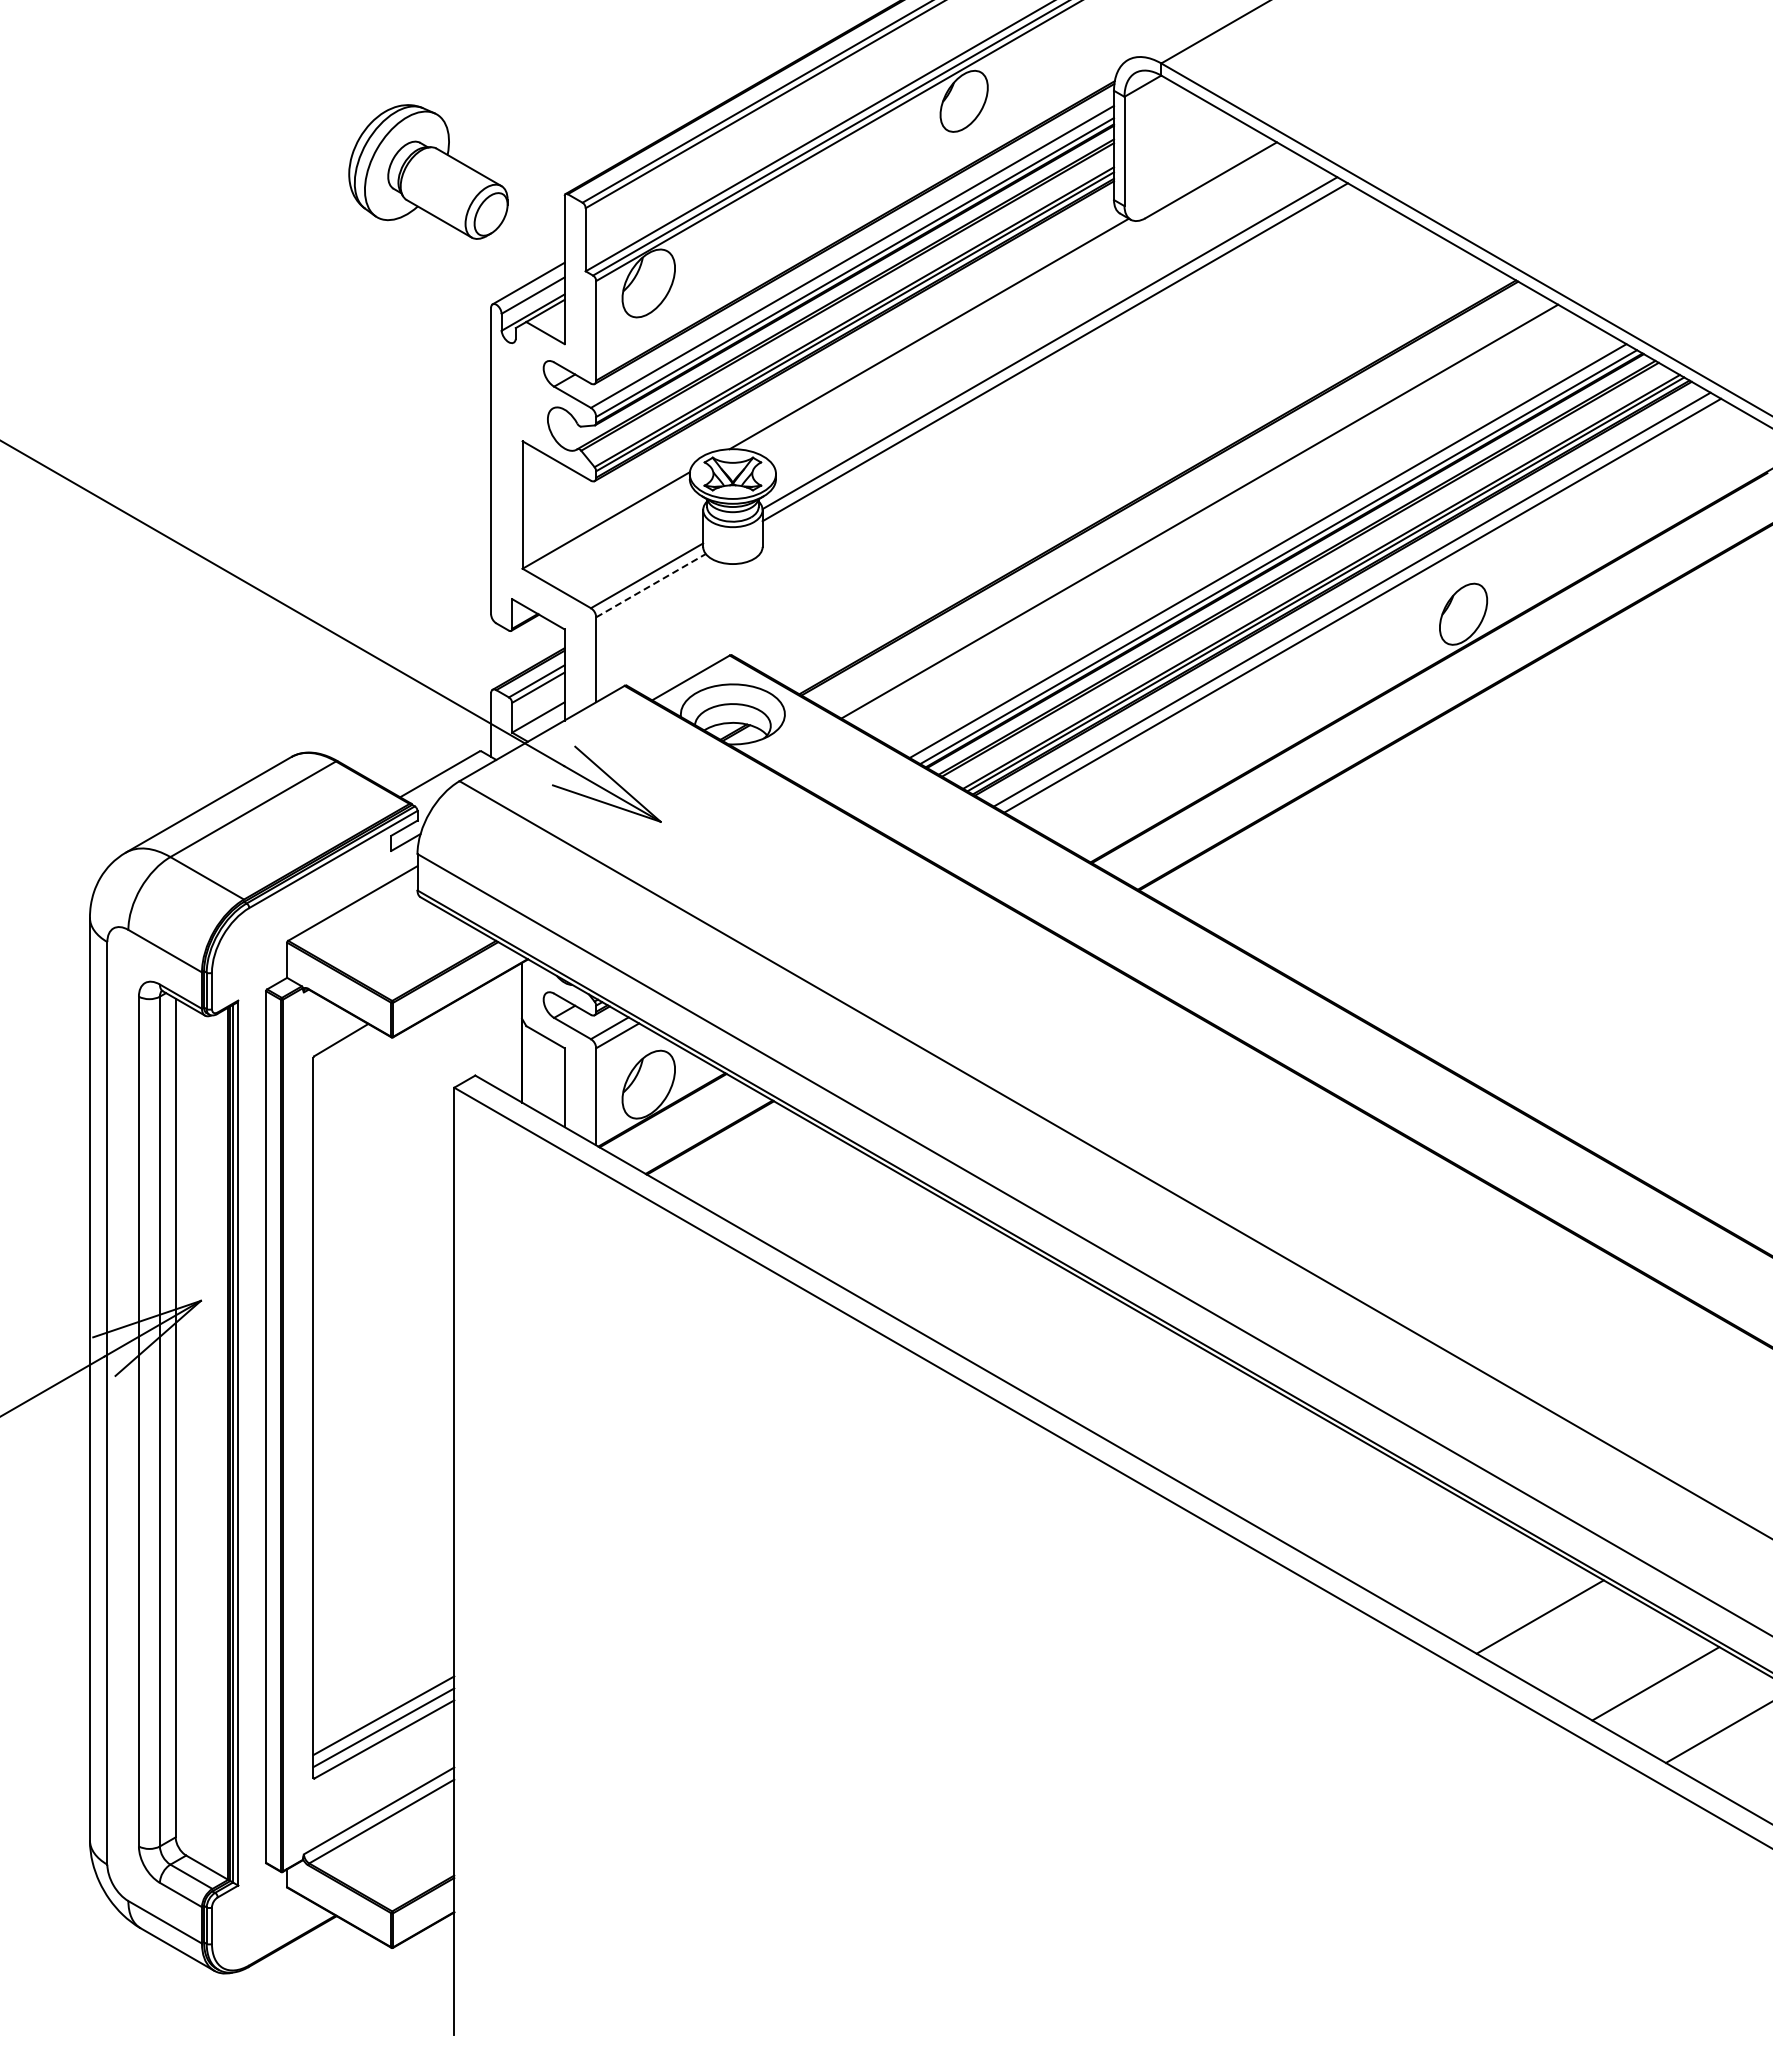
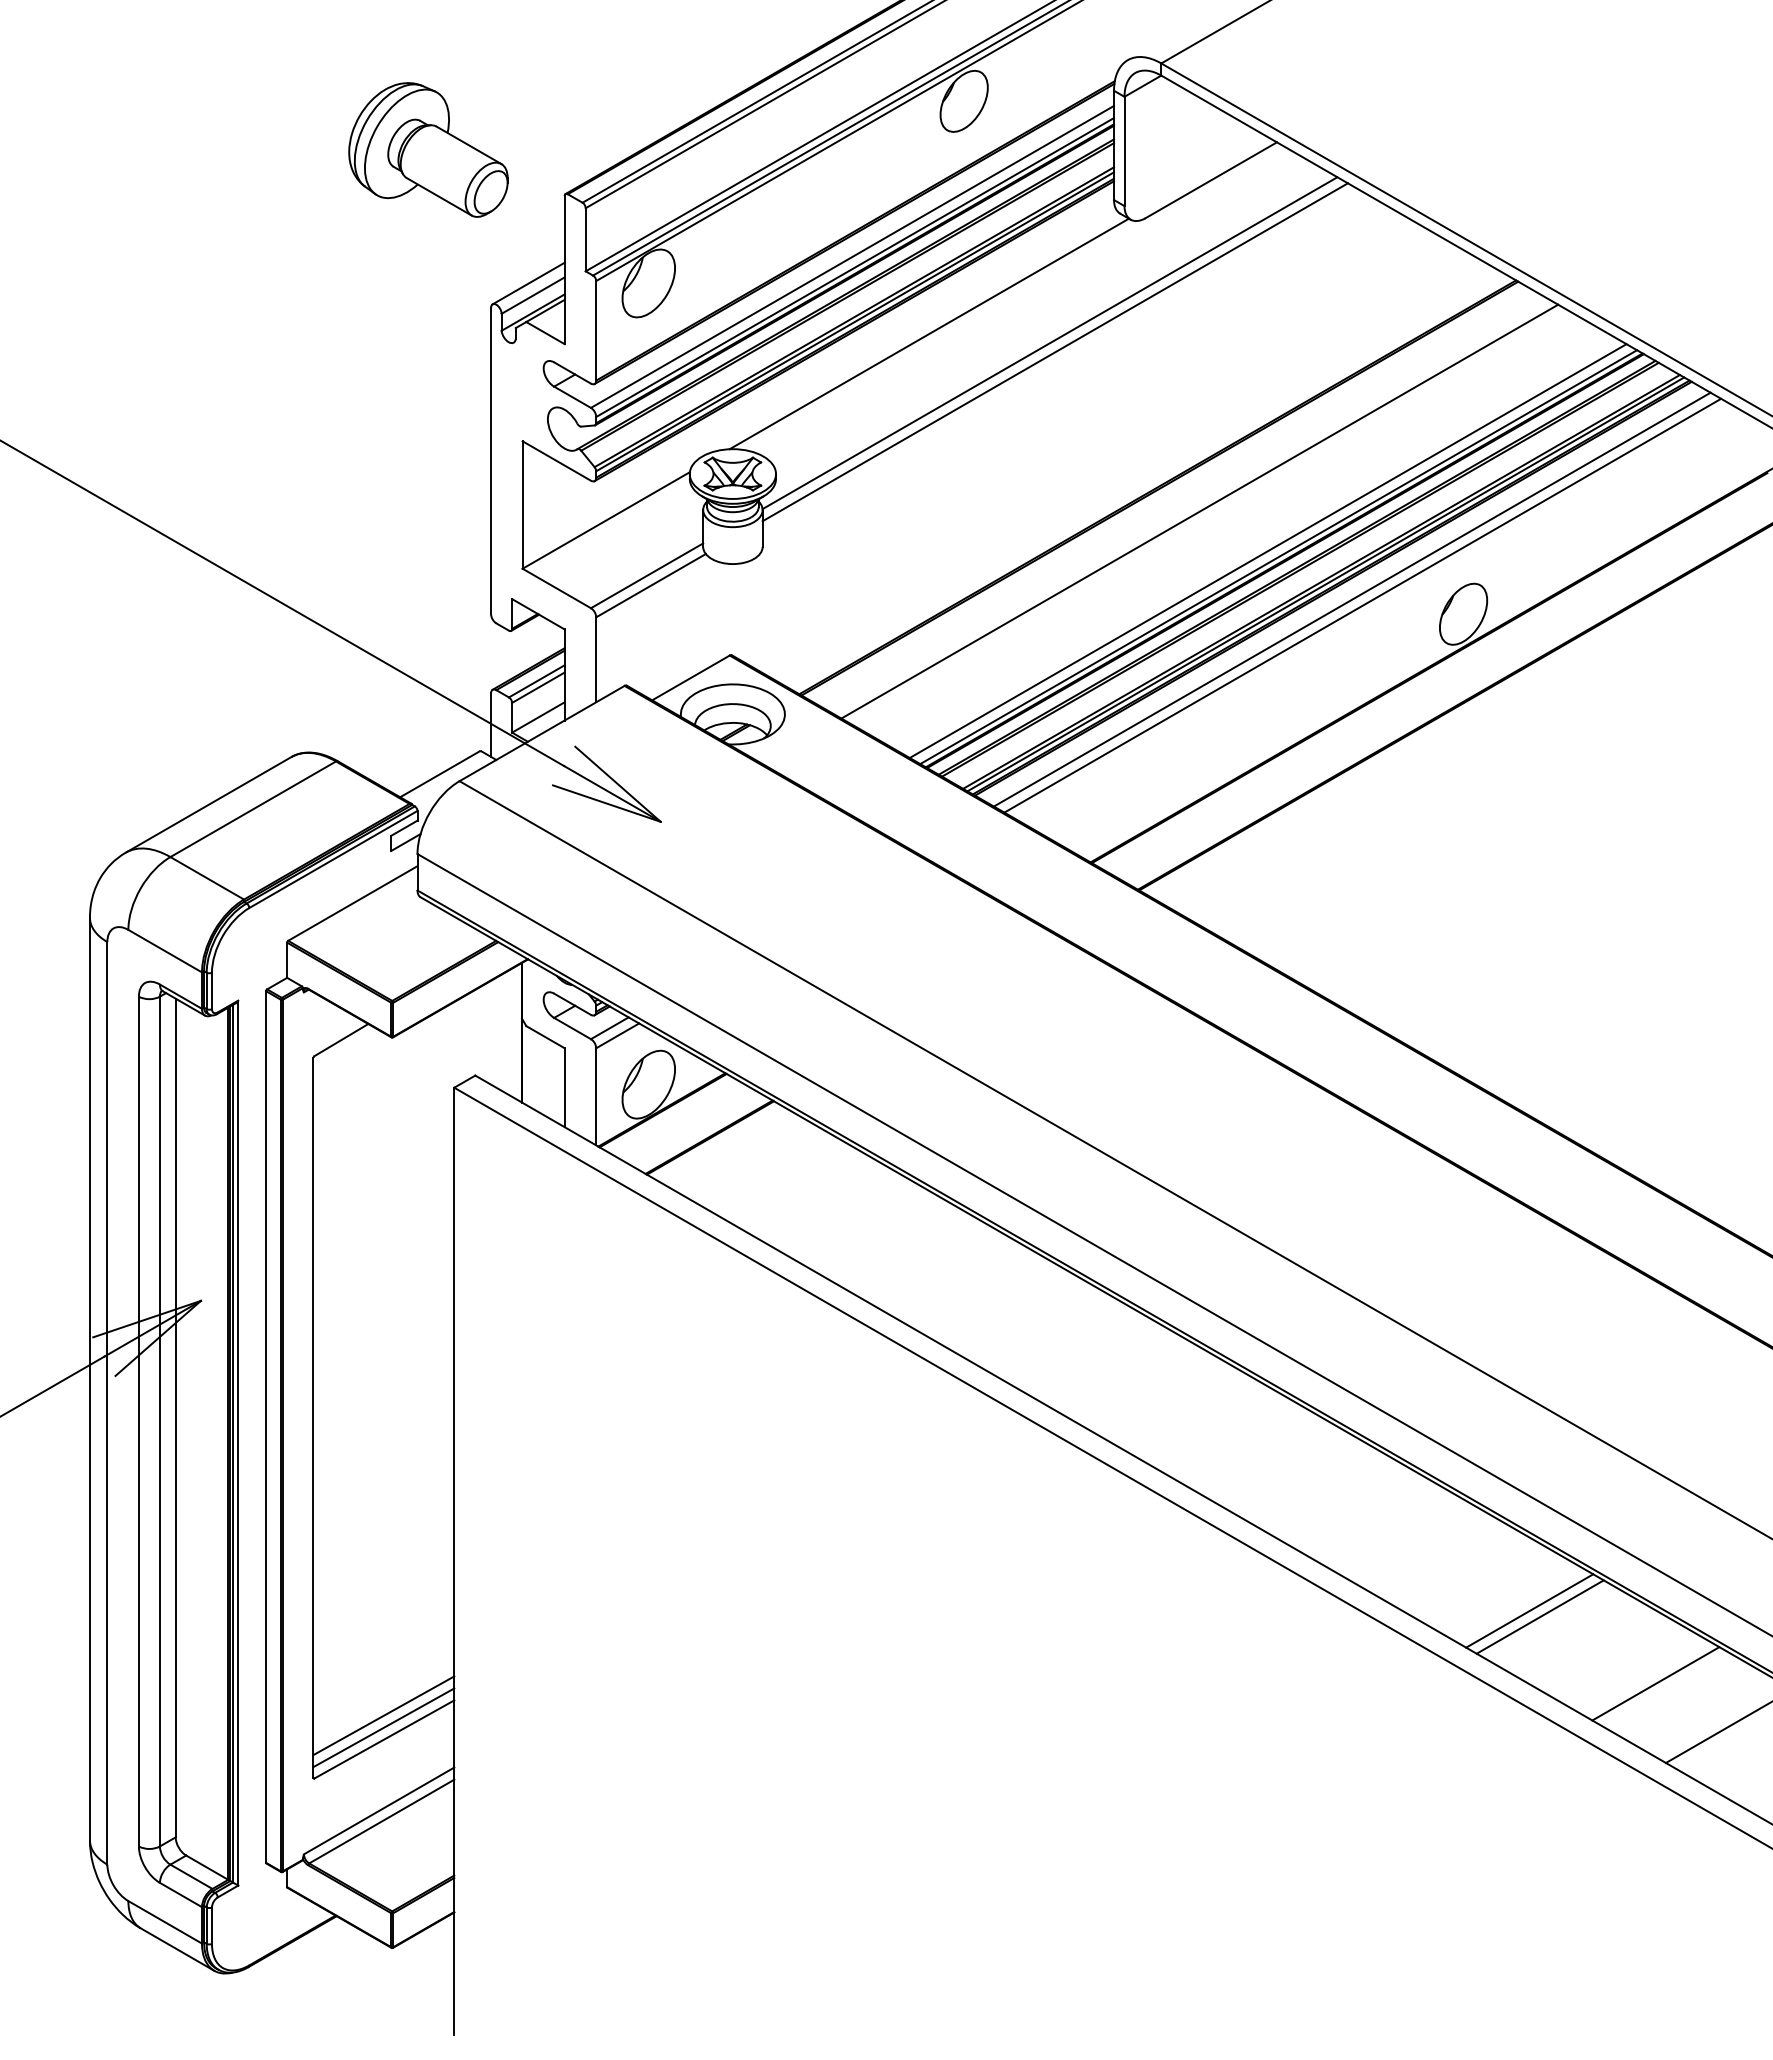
part position: (428, 171) -> (428, 149) (428, 149)
line: dashed -> solid (651, 585)
line: none -> present (1529, 1610)
